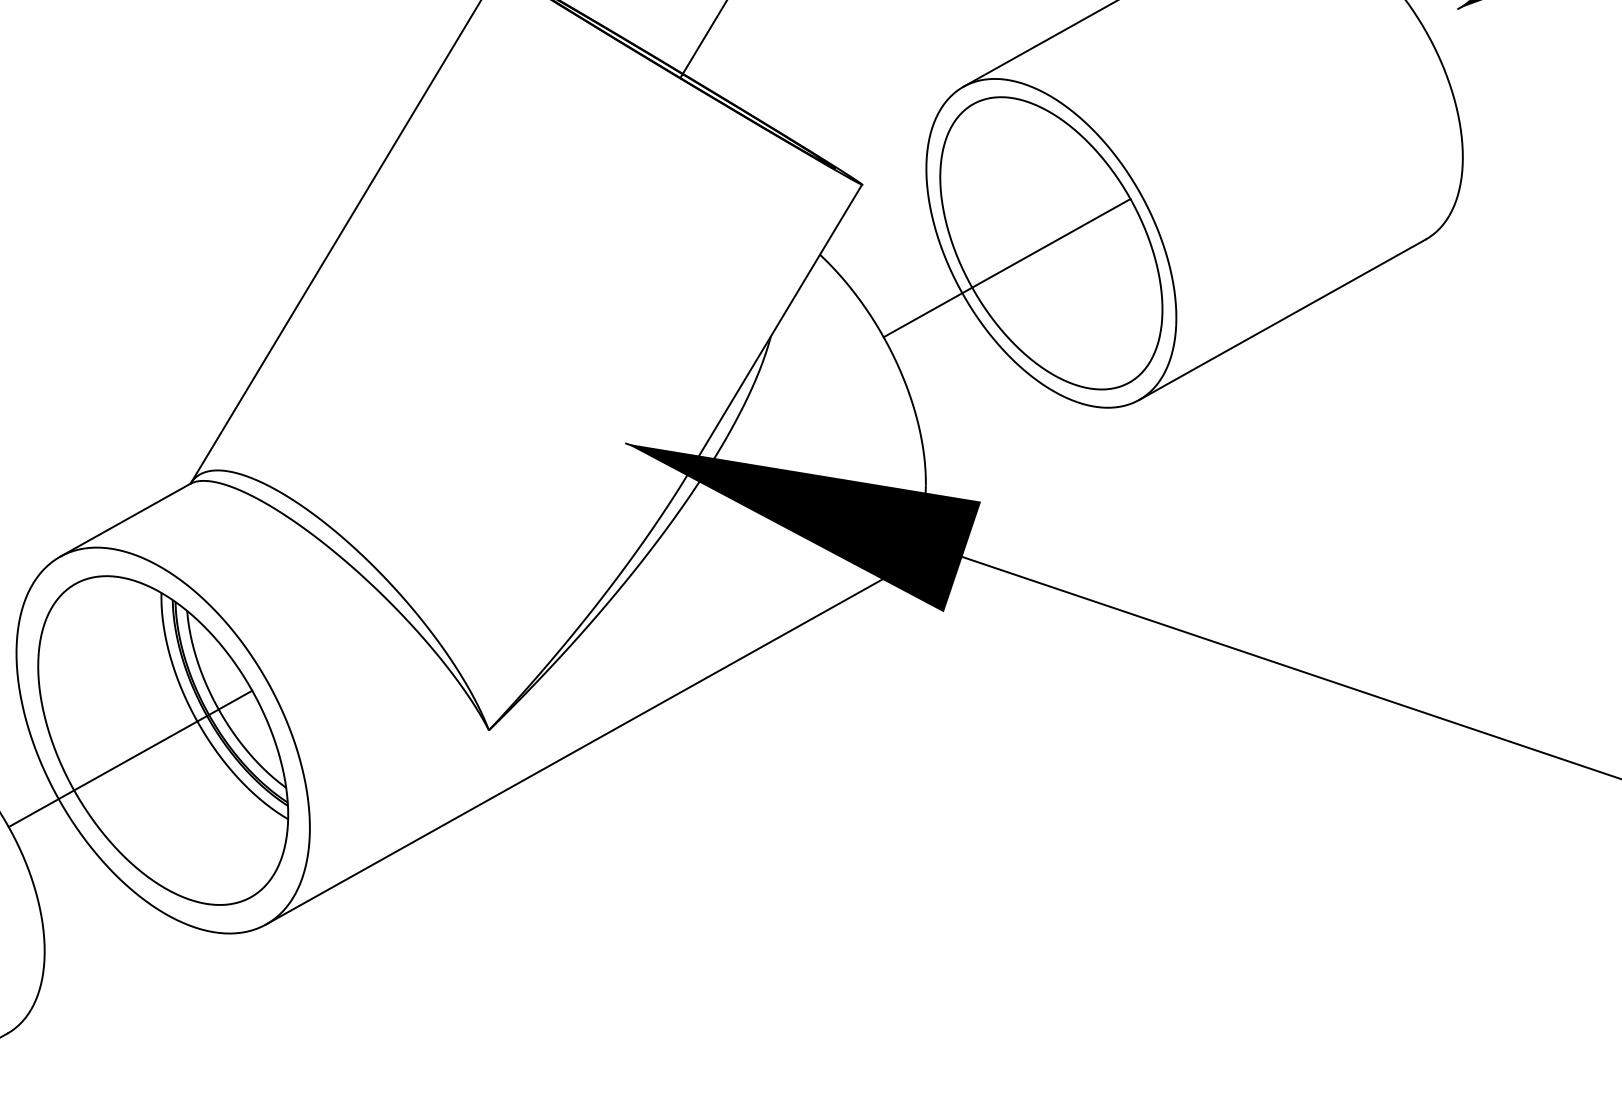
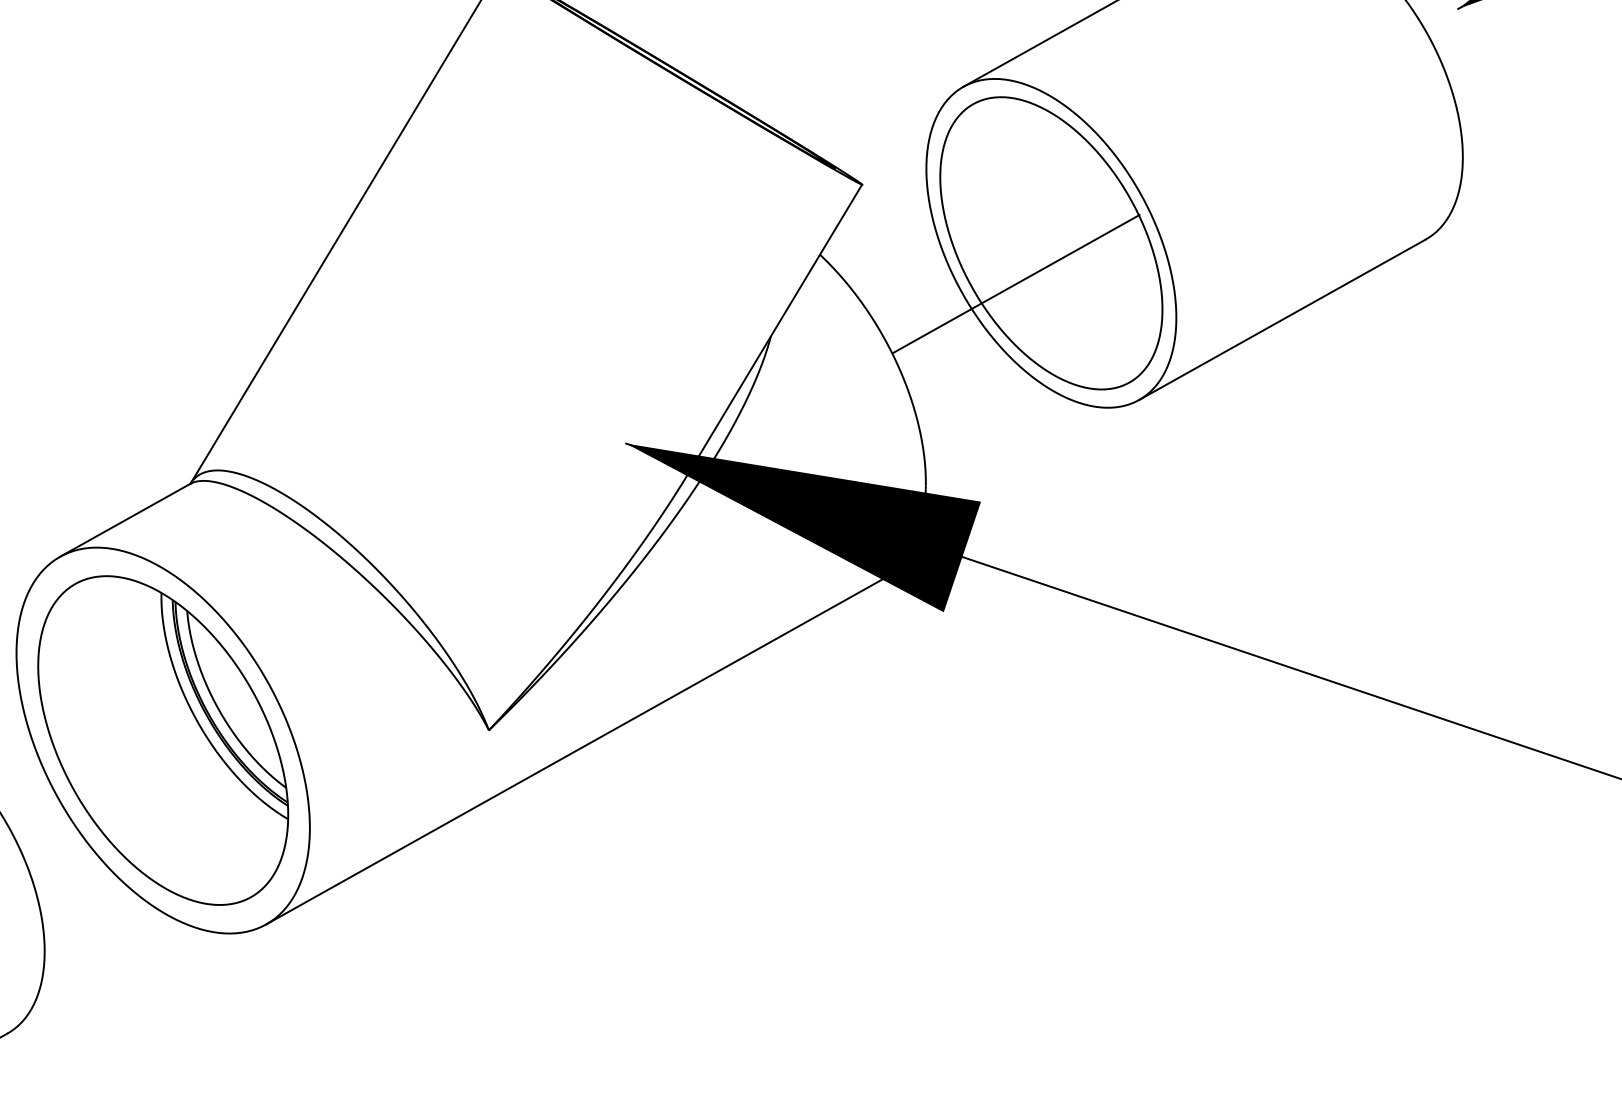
line: present -> none (702, 40)
line position: (1006, 268) -> (1015, 284) (1015, 284)
line: present -> none (130, 758)
